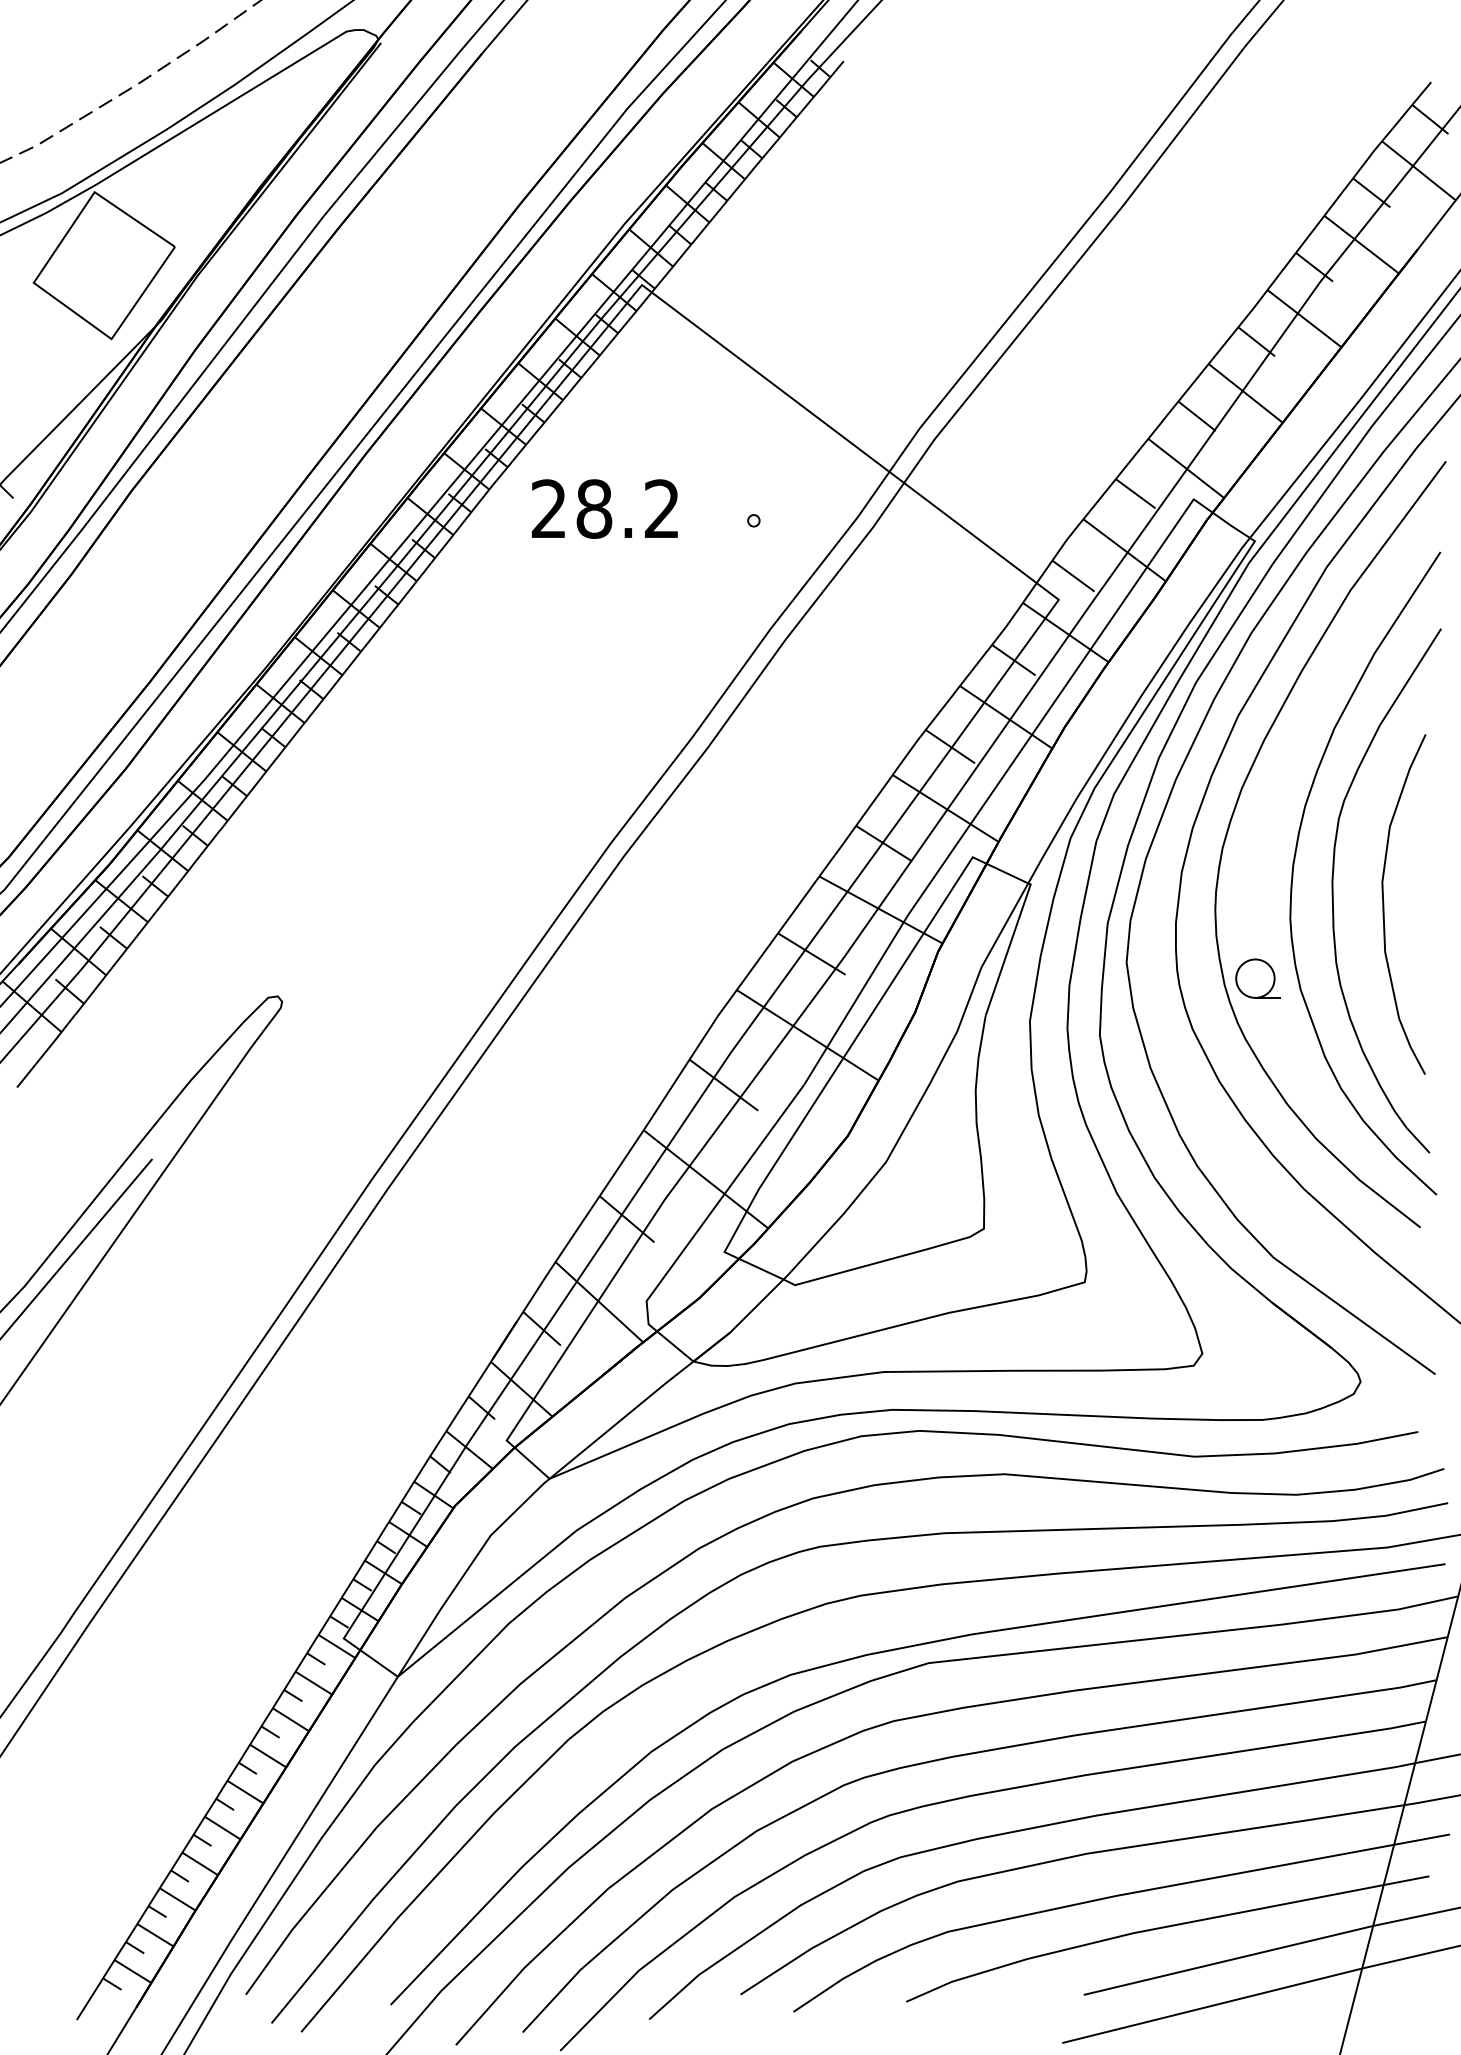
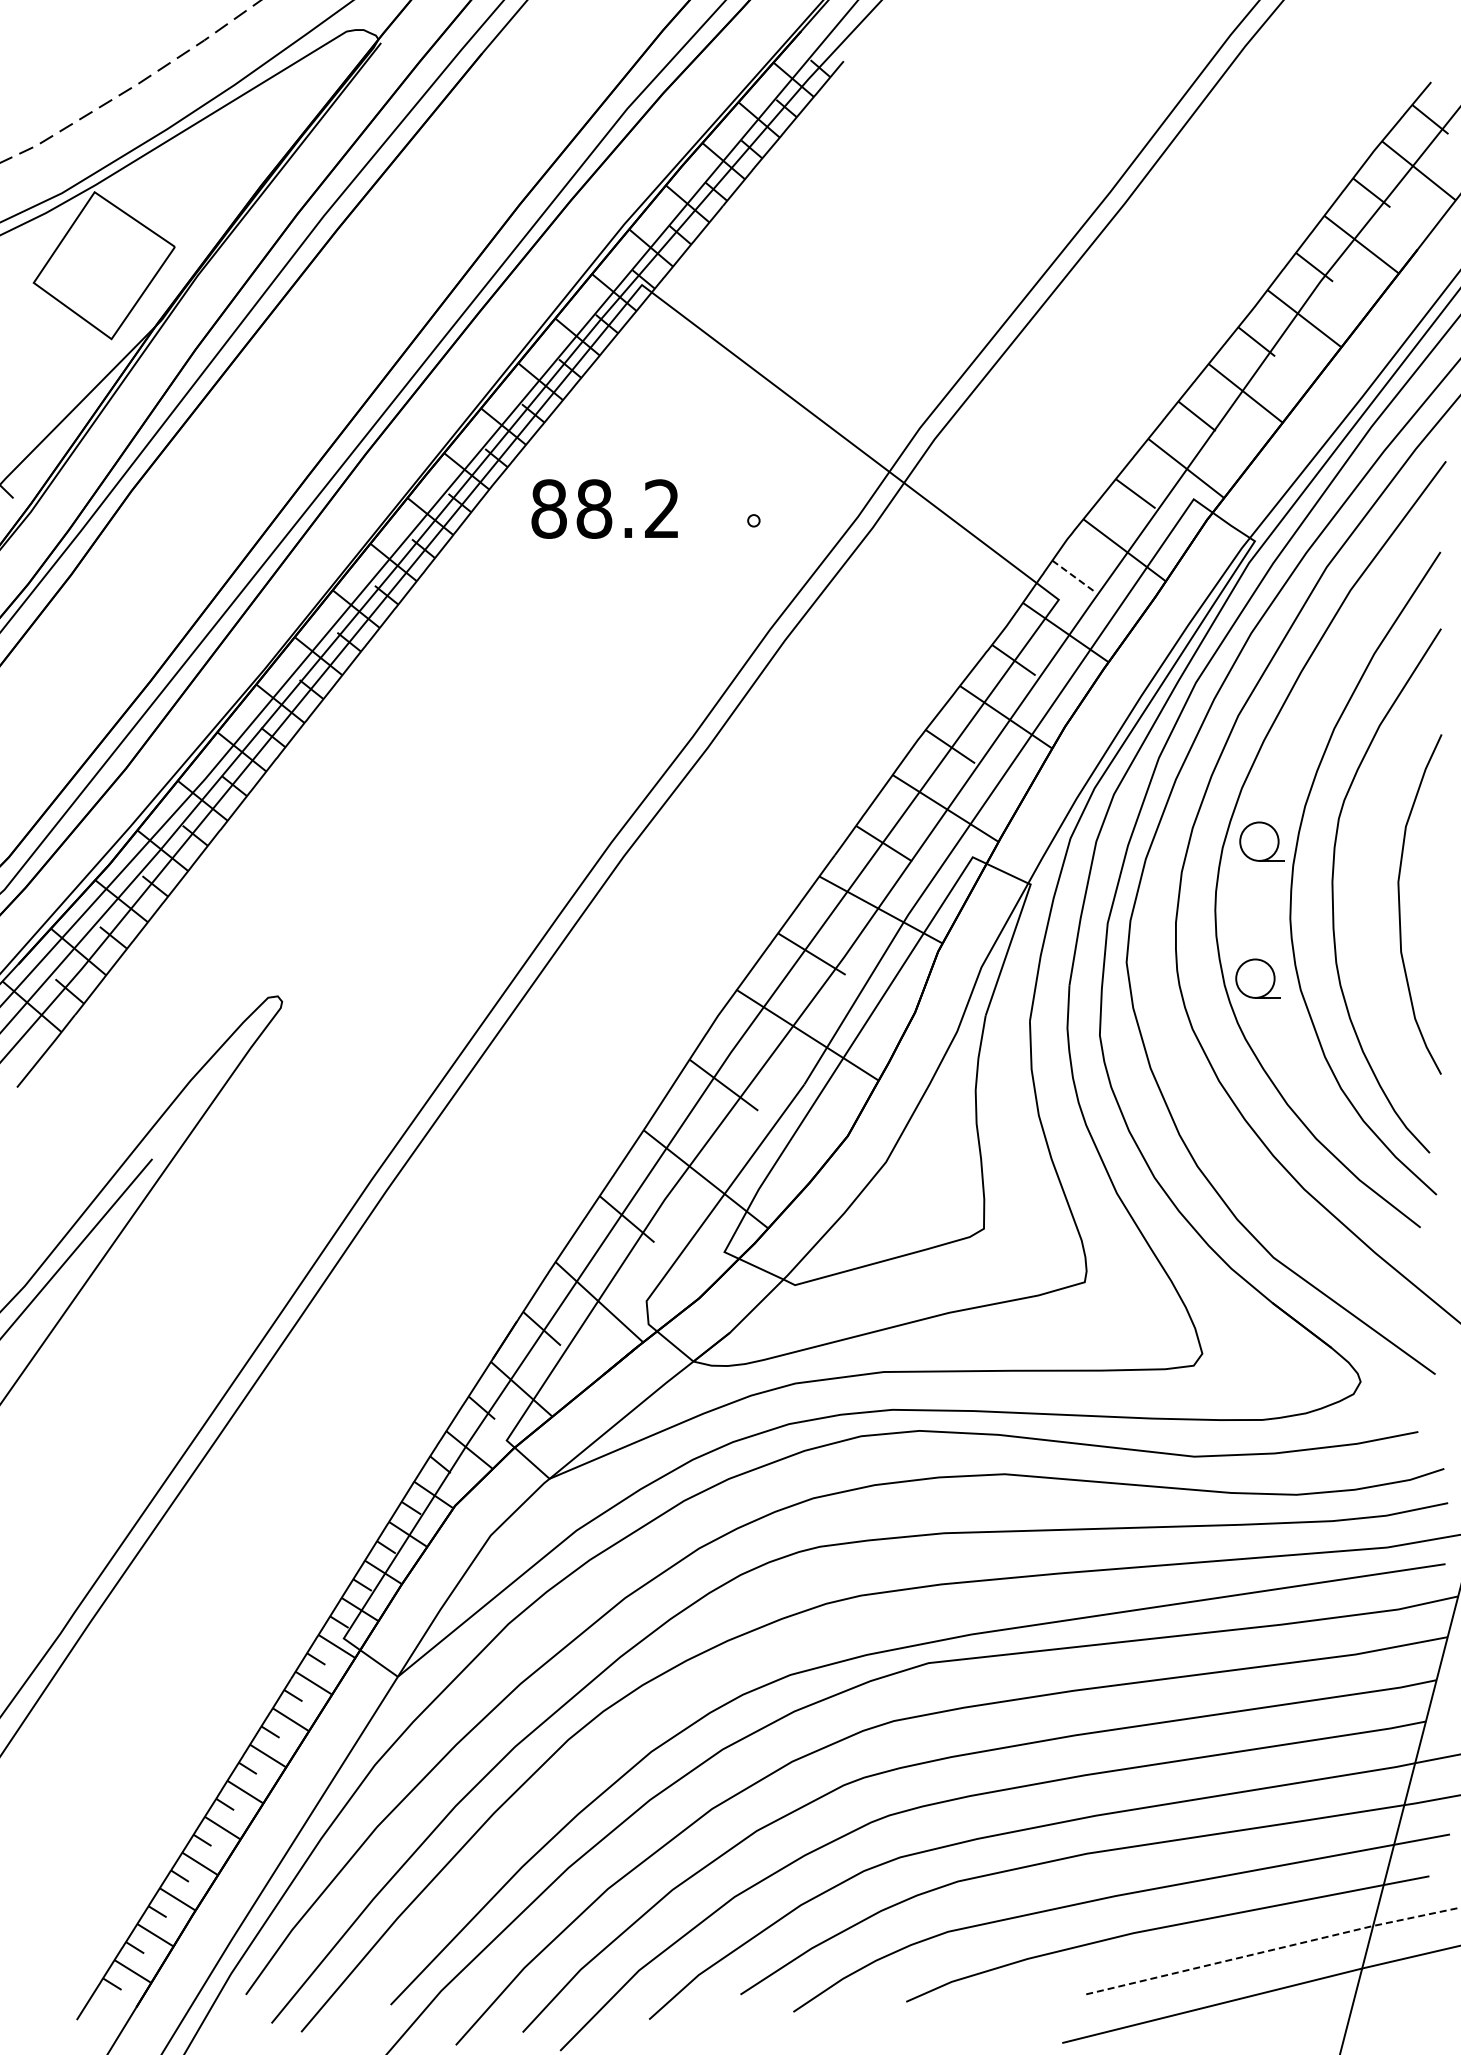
text: 28.2 -> 88.2 (548, 508)
line: solid -> dashed (1073, 576)
part: none -> present (1261, 841)
curve position: (1384, 904) -> (1400, 904) (1400, 904)
line: solid -> dashed (1272, 1950)
